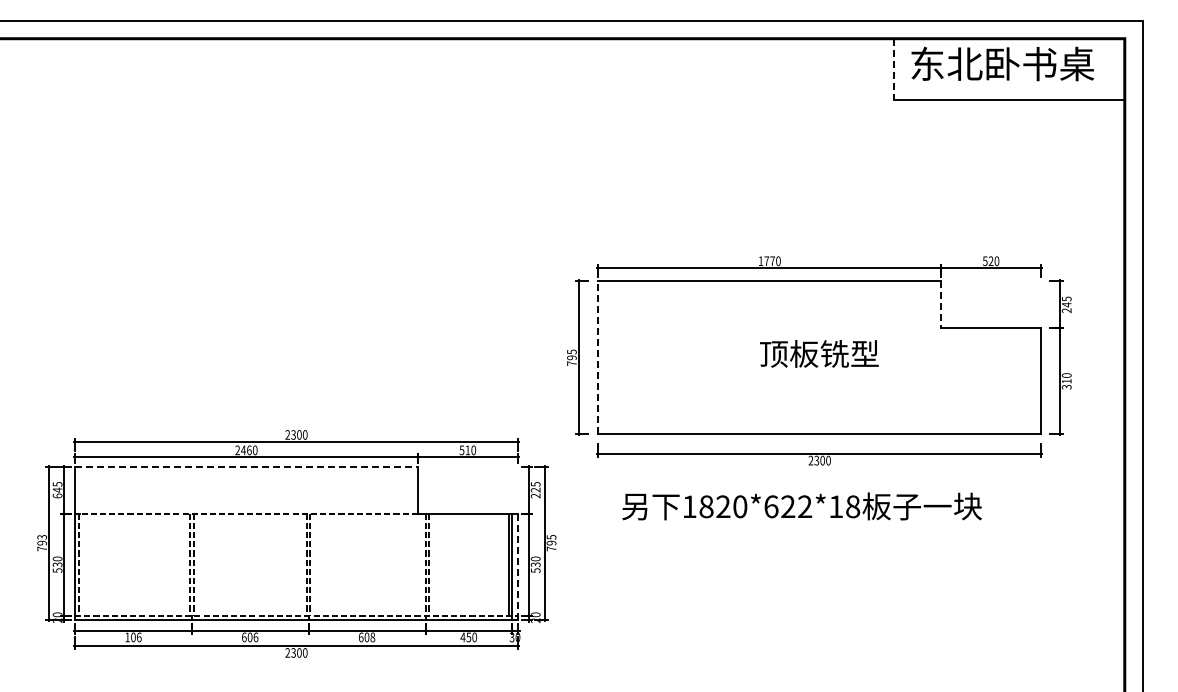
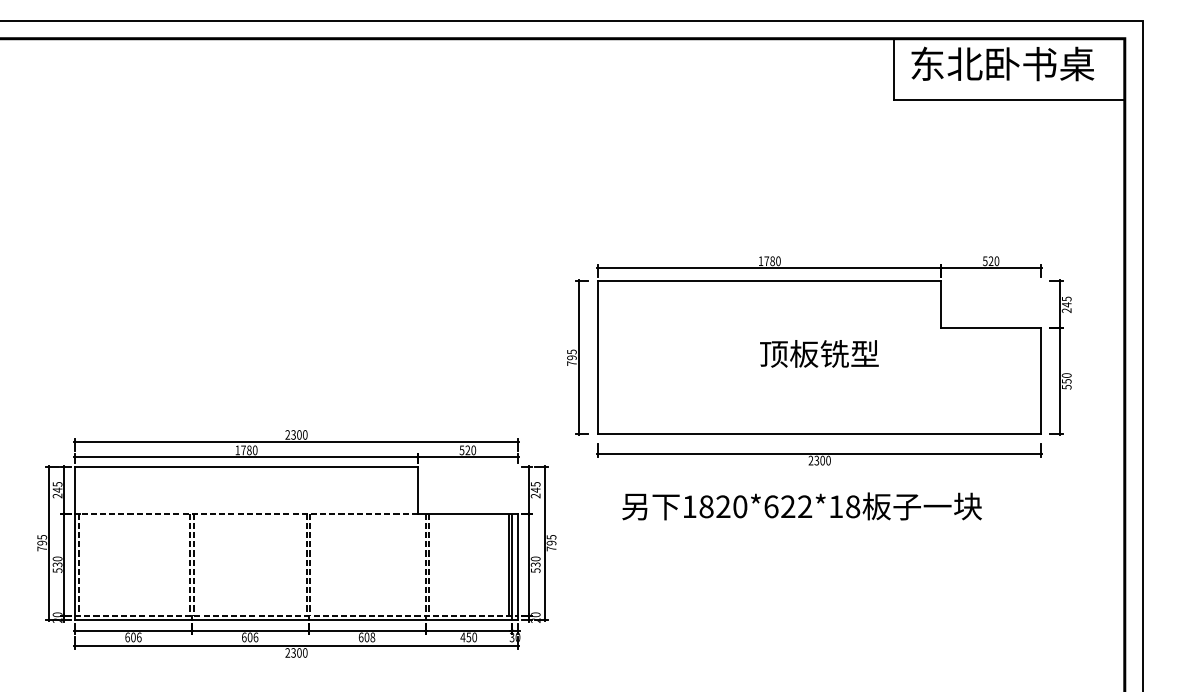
line: dashed -> solid (894, 69)
text: 1770 -> 1780 (772, 261)
line: dashed -> solid (941, 304)
line: dashed -> solid (598, 357)
text: 310 -> 550 (1066, 384)
text: 2460 -> 1780 (243, 450)
text: 510 -> 520 (467, 450)
line: dashed -> solid (247, 466)
text: 225 -> 245 (535, 489)
text: 645 -> 245 (57, 495)
text: 793 -> 795 (41, 537)
line: dashed -> solid (517, 566)
text: 106 -> 606 (127, 637)
